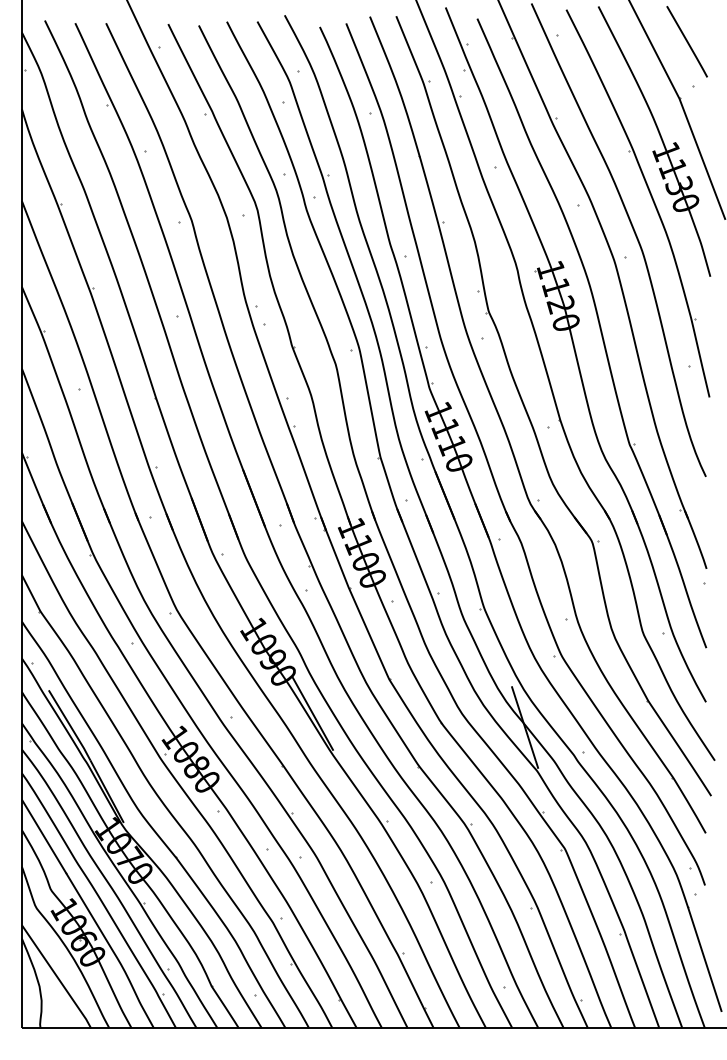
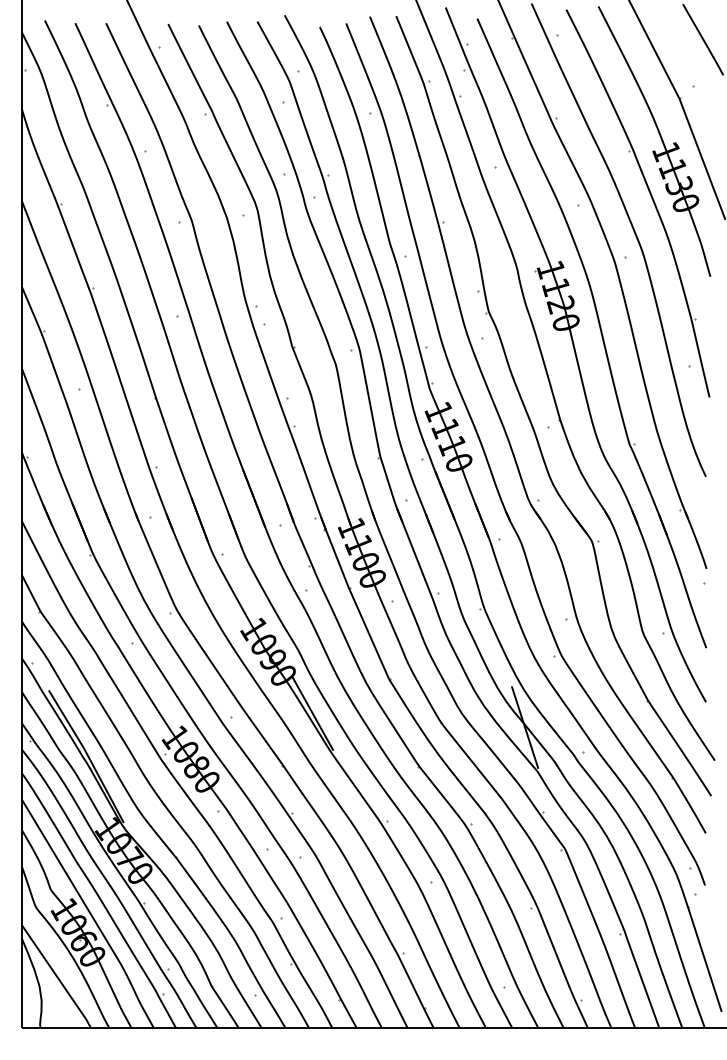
line position: (686, 41) -> (702, 39) (702, 39)
